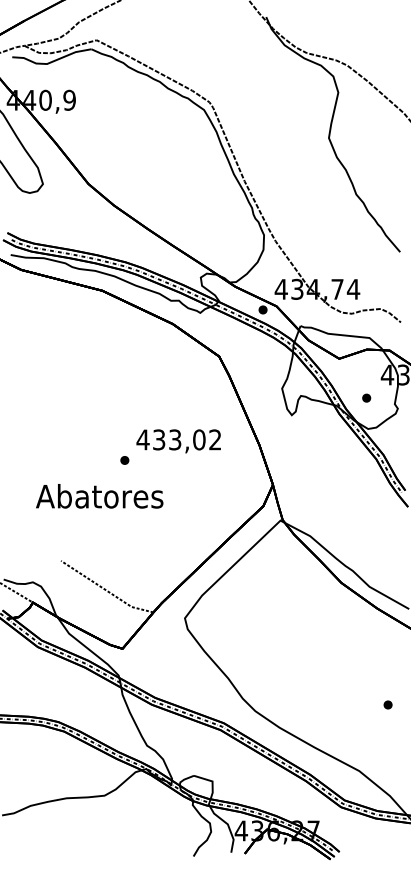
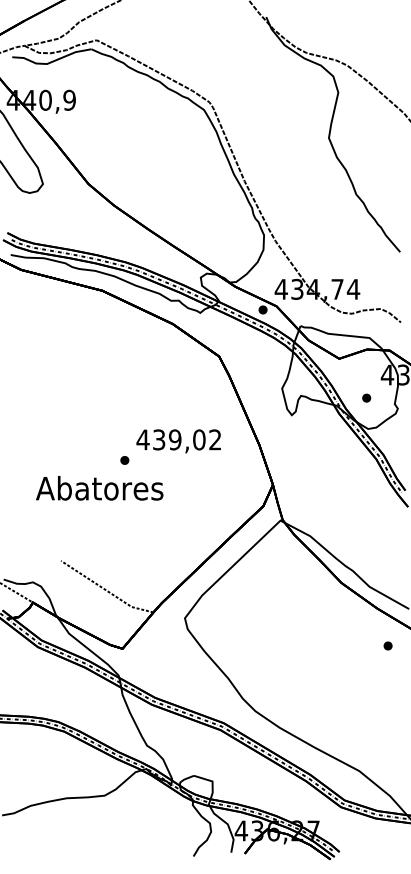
text: 433,02 -> 439,02 (174, 439)
text position: (99, 496) -> (99, 488) (99, 488)
part position: (387, 704) -> (387, 645) (387, 645)
